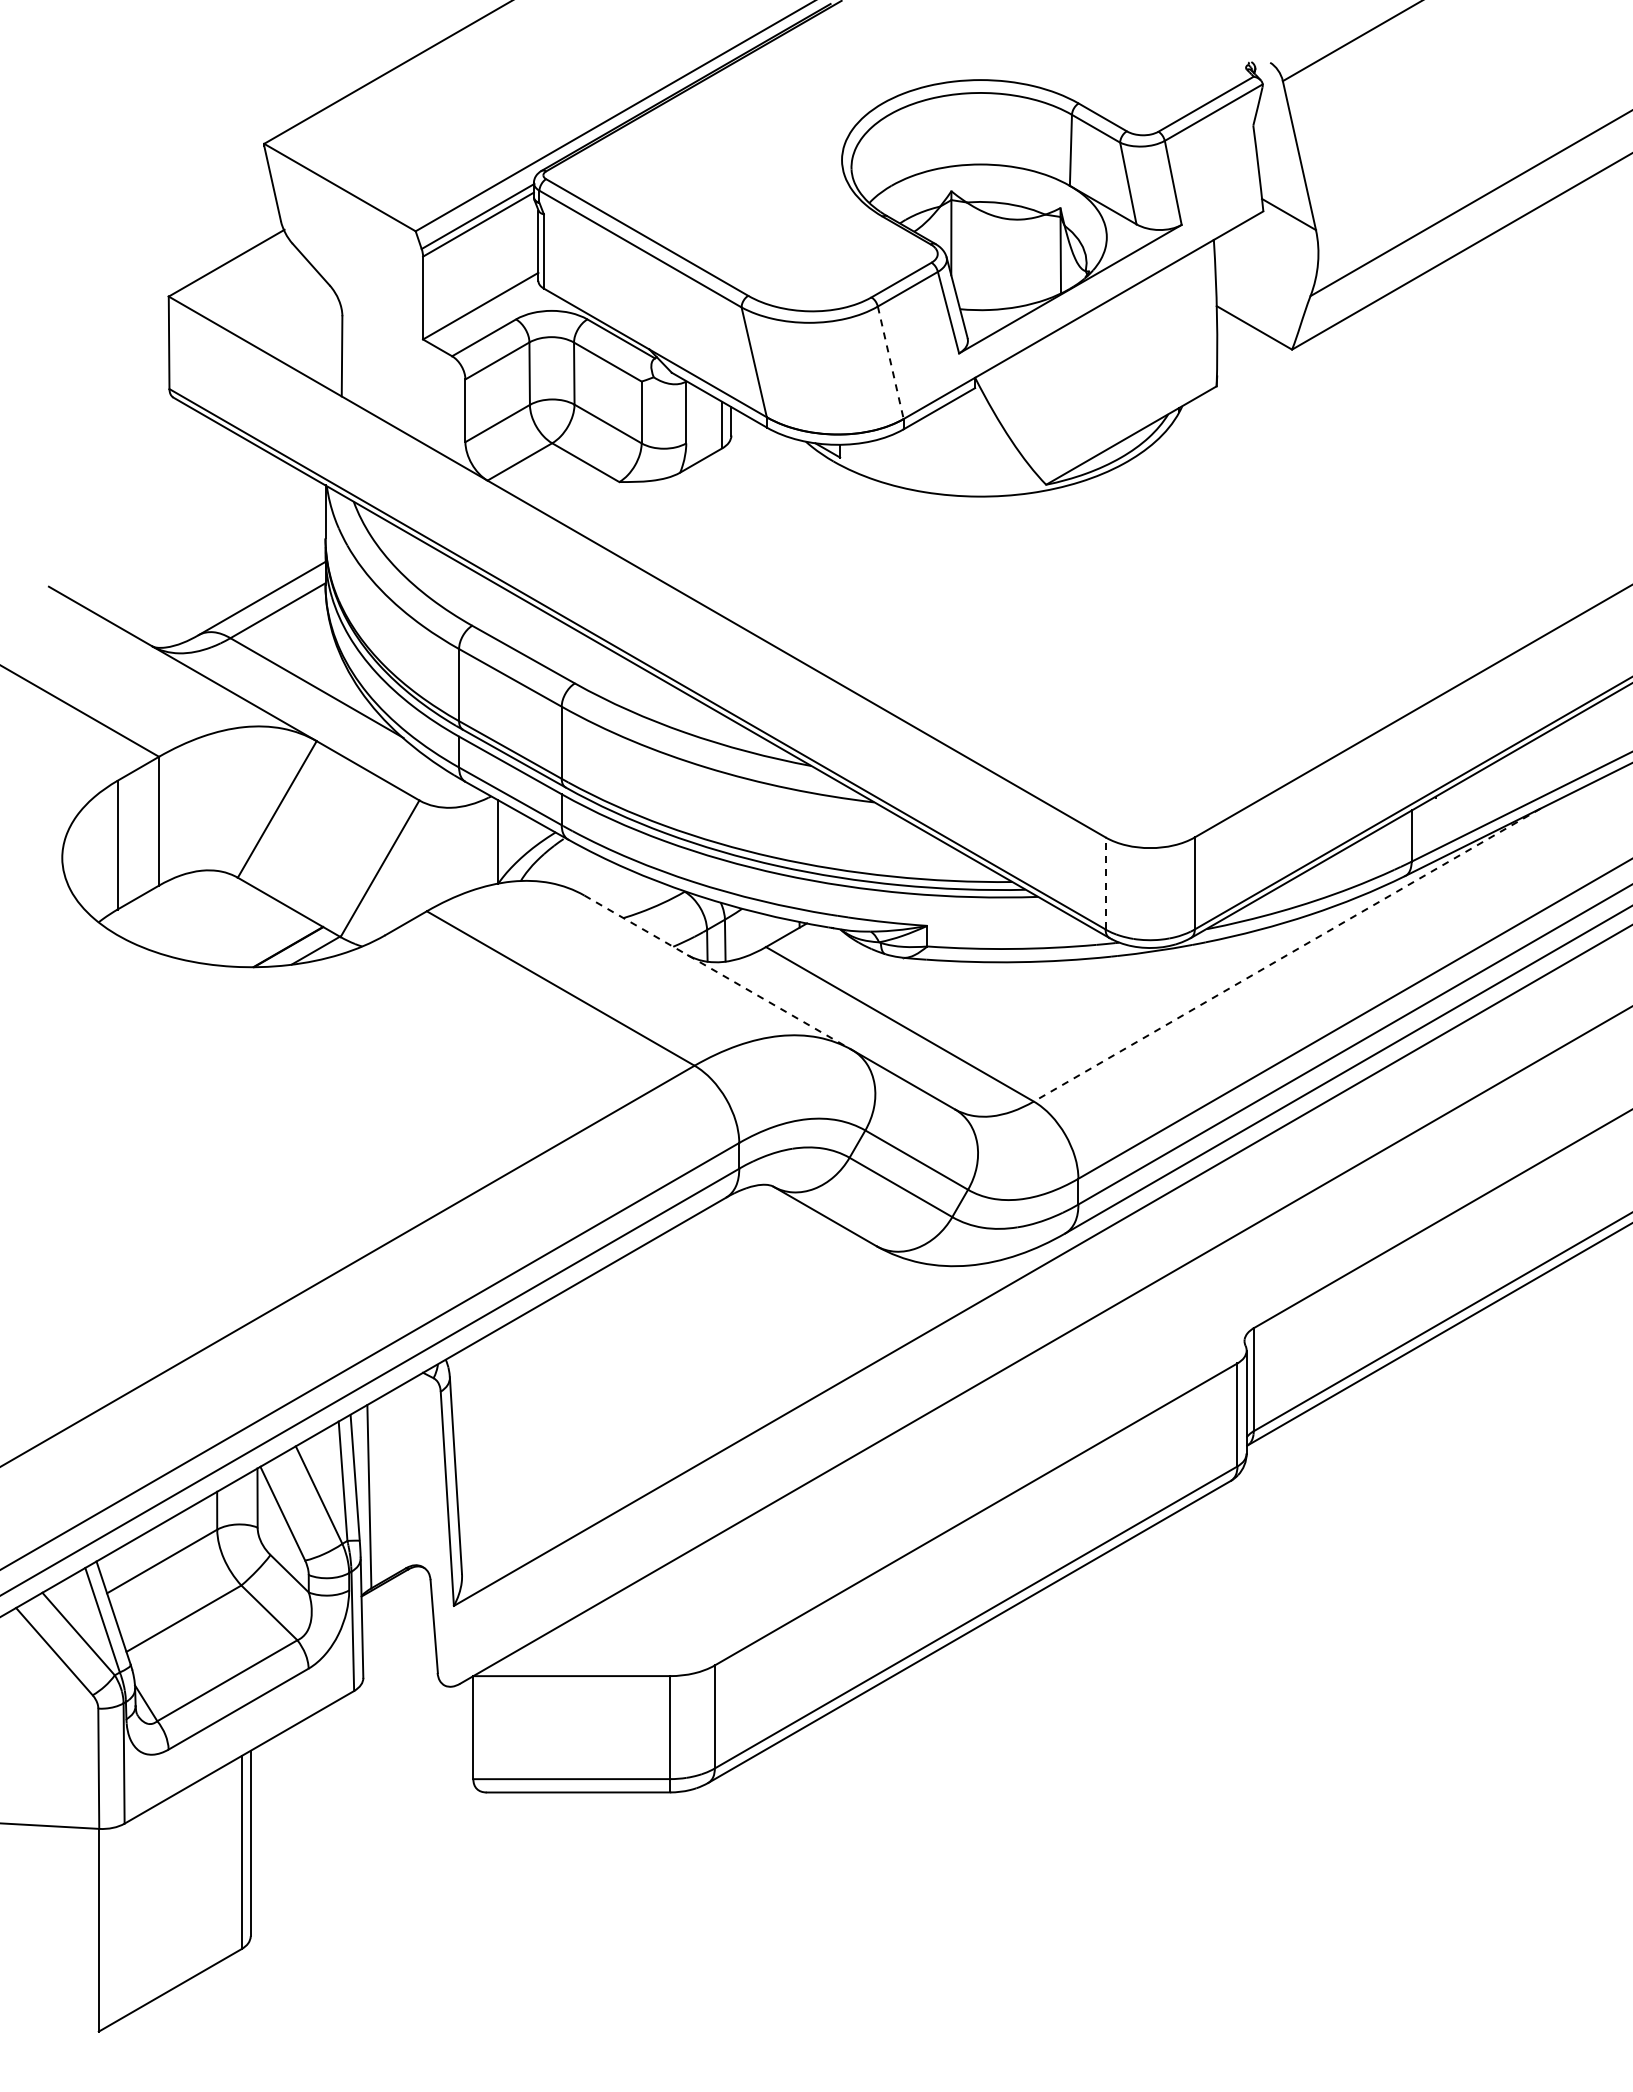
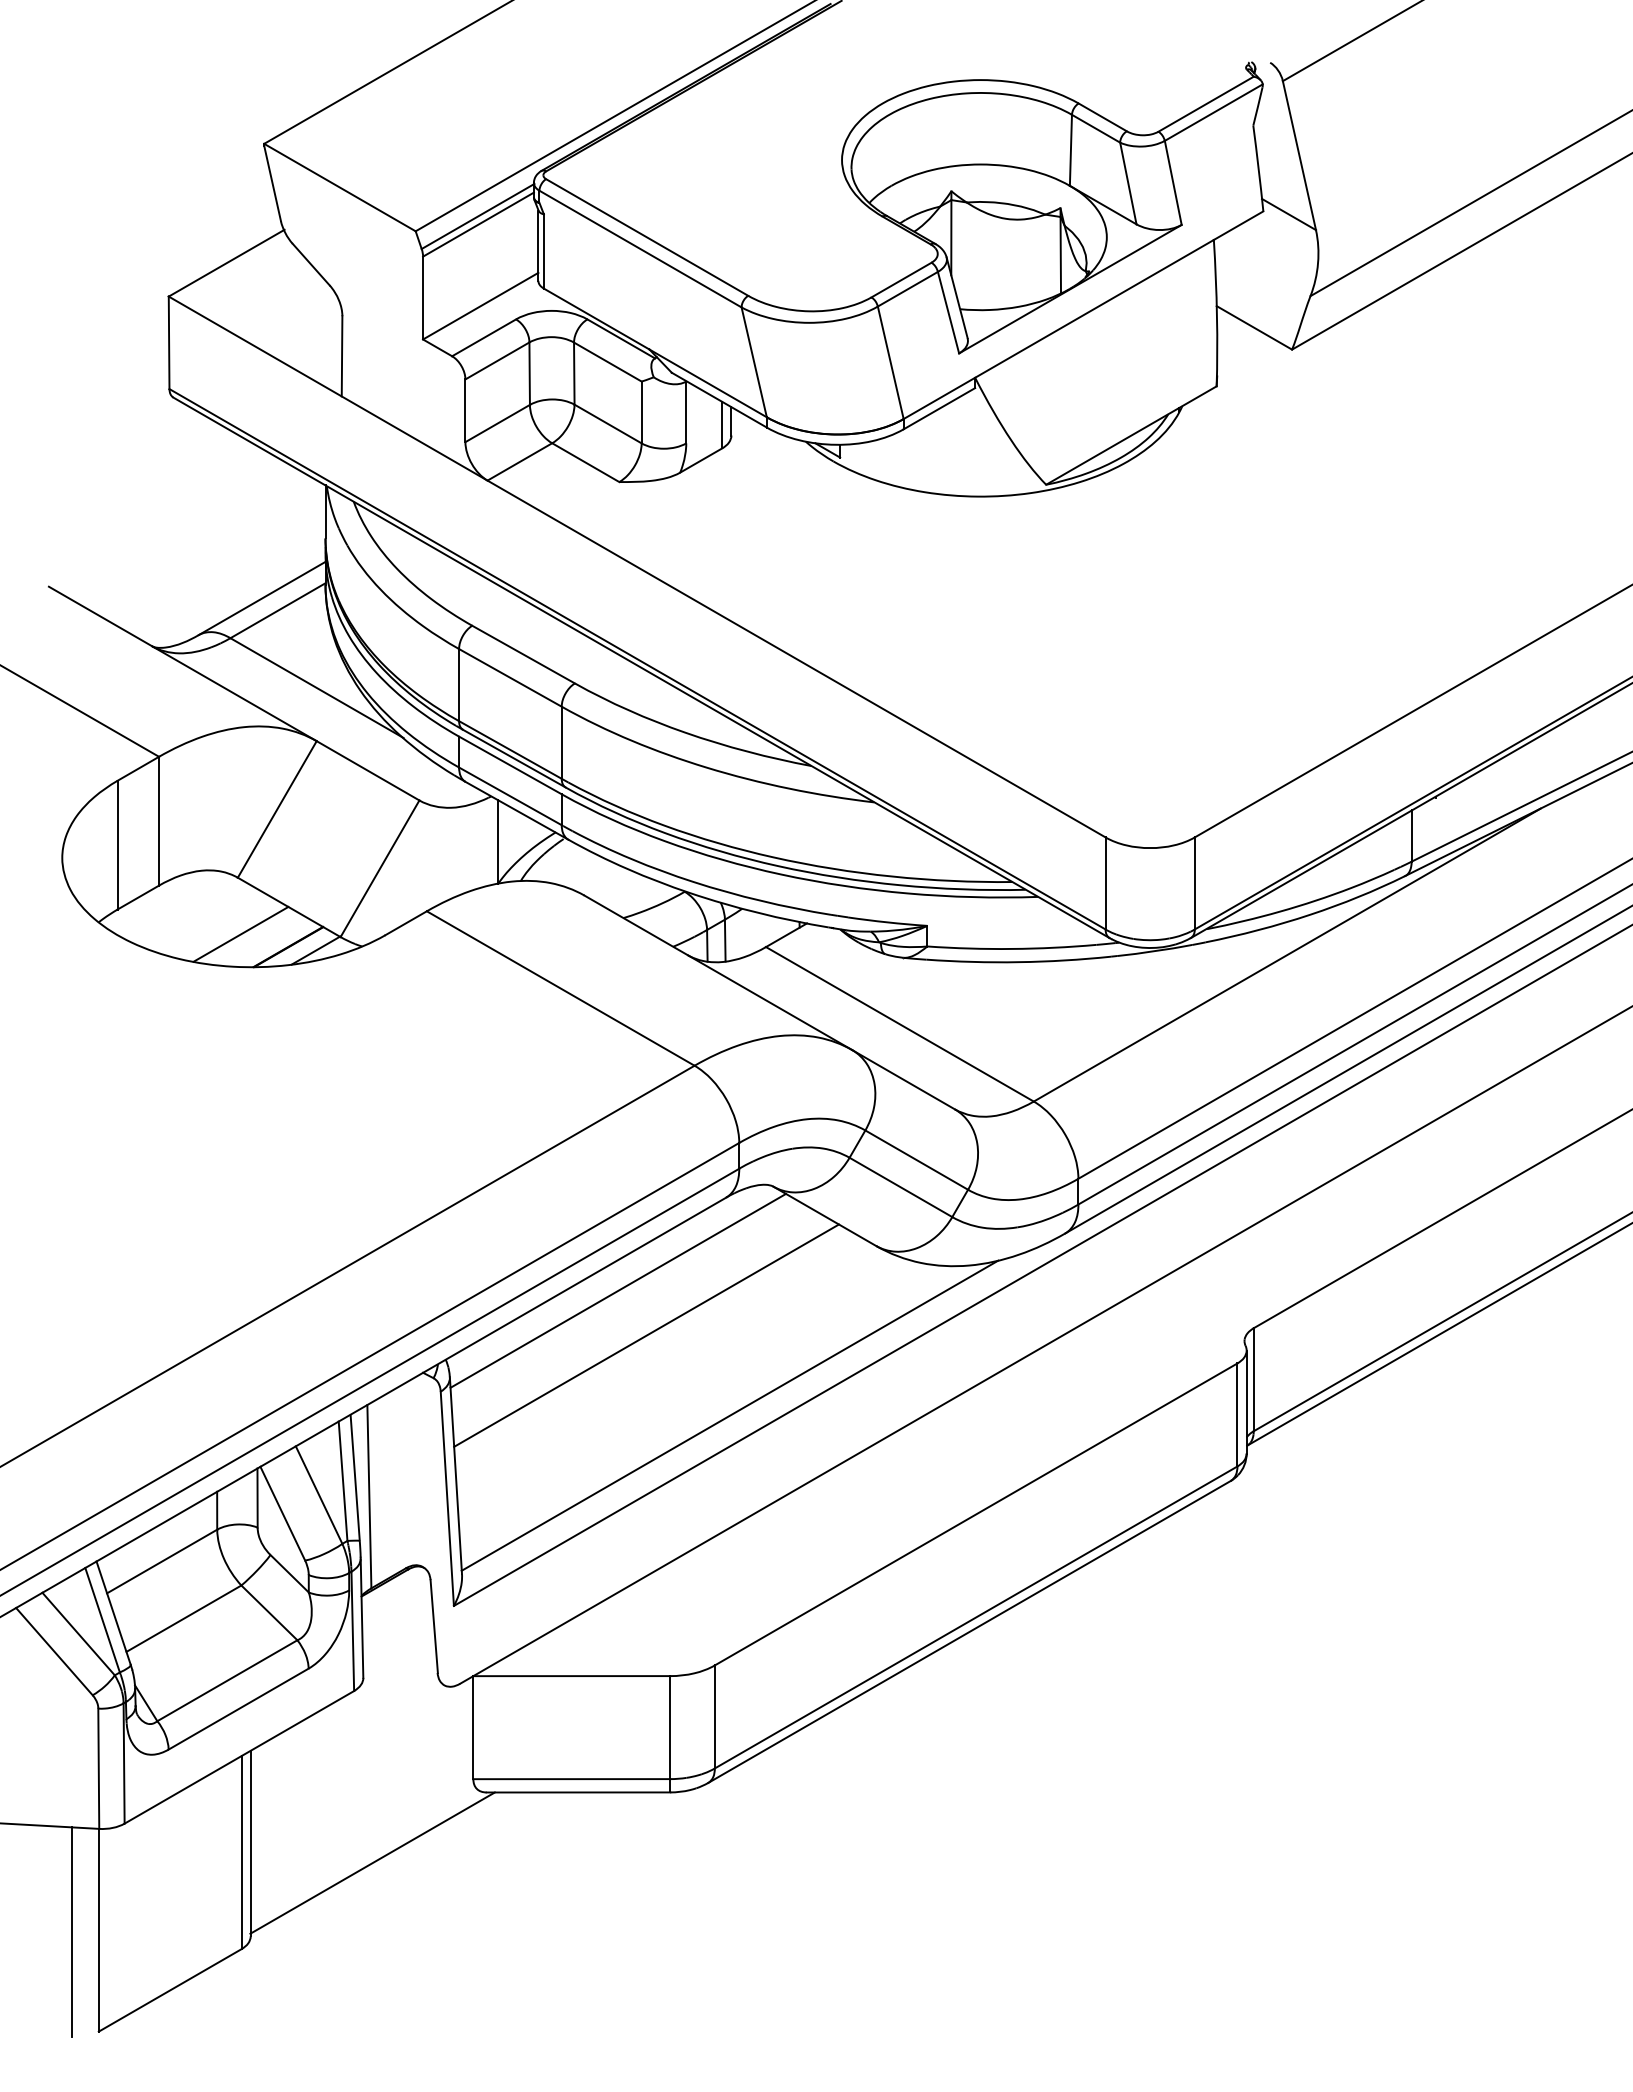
line: dashed -> solid (890, 362)
line: dashed -> solid (1105, 882)
line: none -> present (240, 933)
line: dashed -> solid (1287, 955)
line: dashed -> solid (718, 972)
line: none -> present (618, 1290)
line: none -> present (646, 1335)
line: none -> present (729, 1415)
line: none -> present (372, 1862)
line: none -> present (72, 1931)
